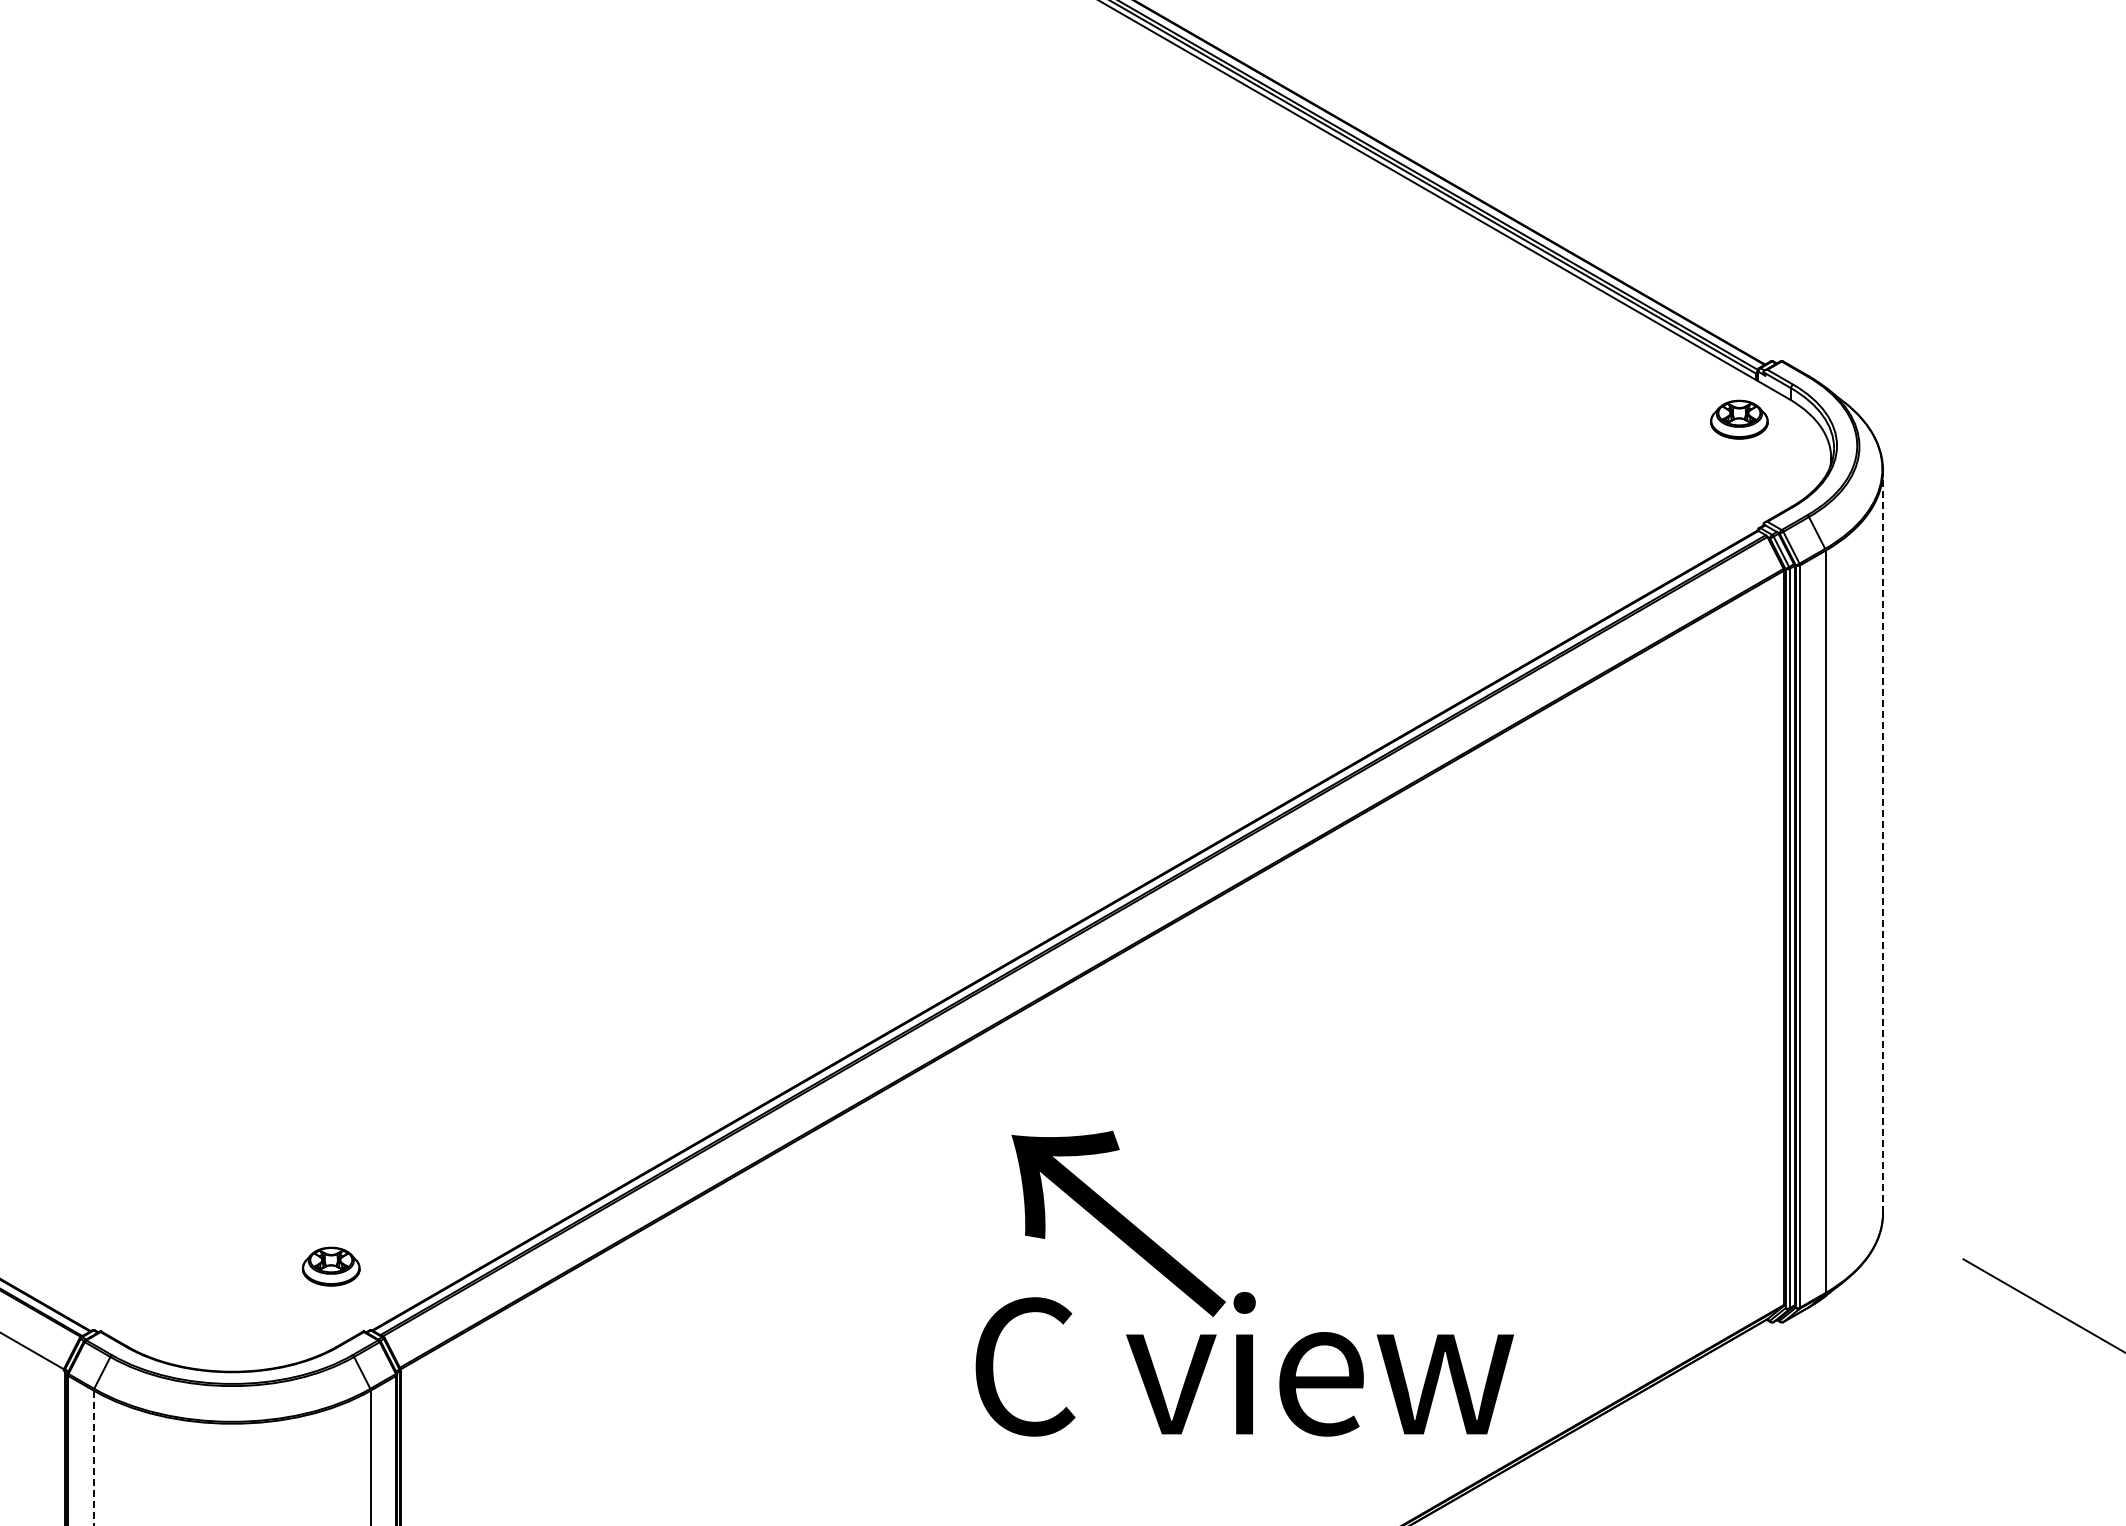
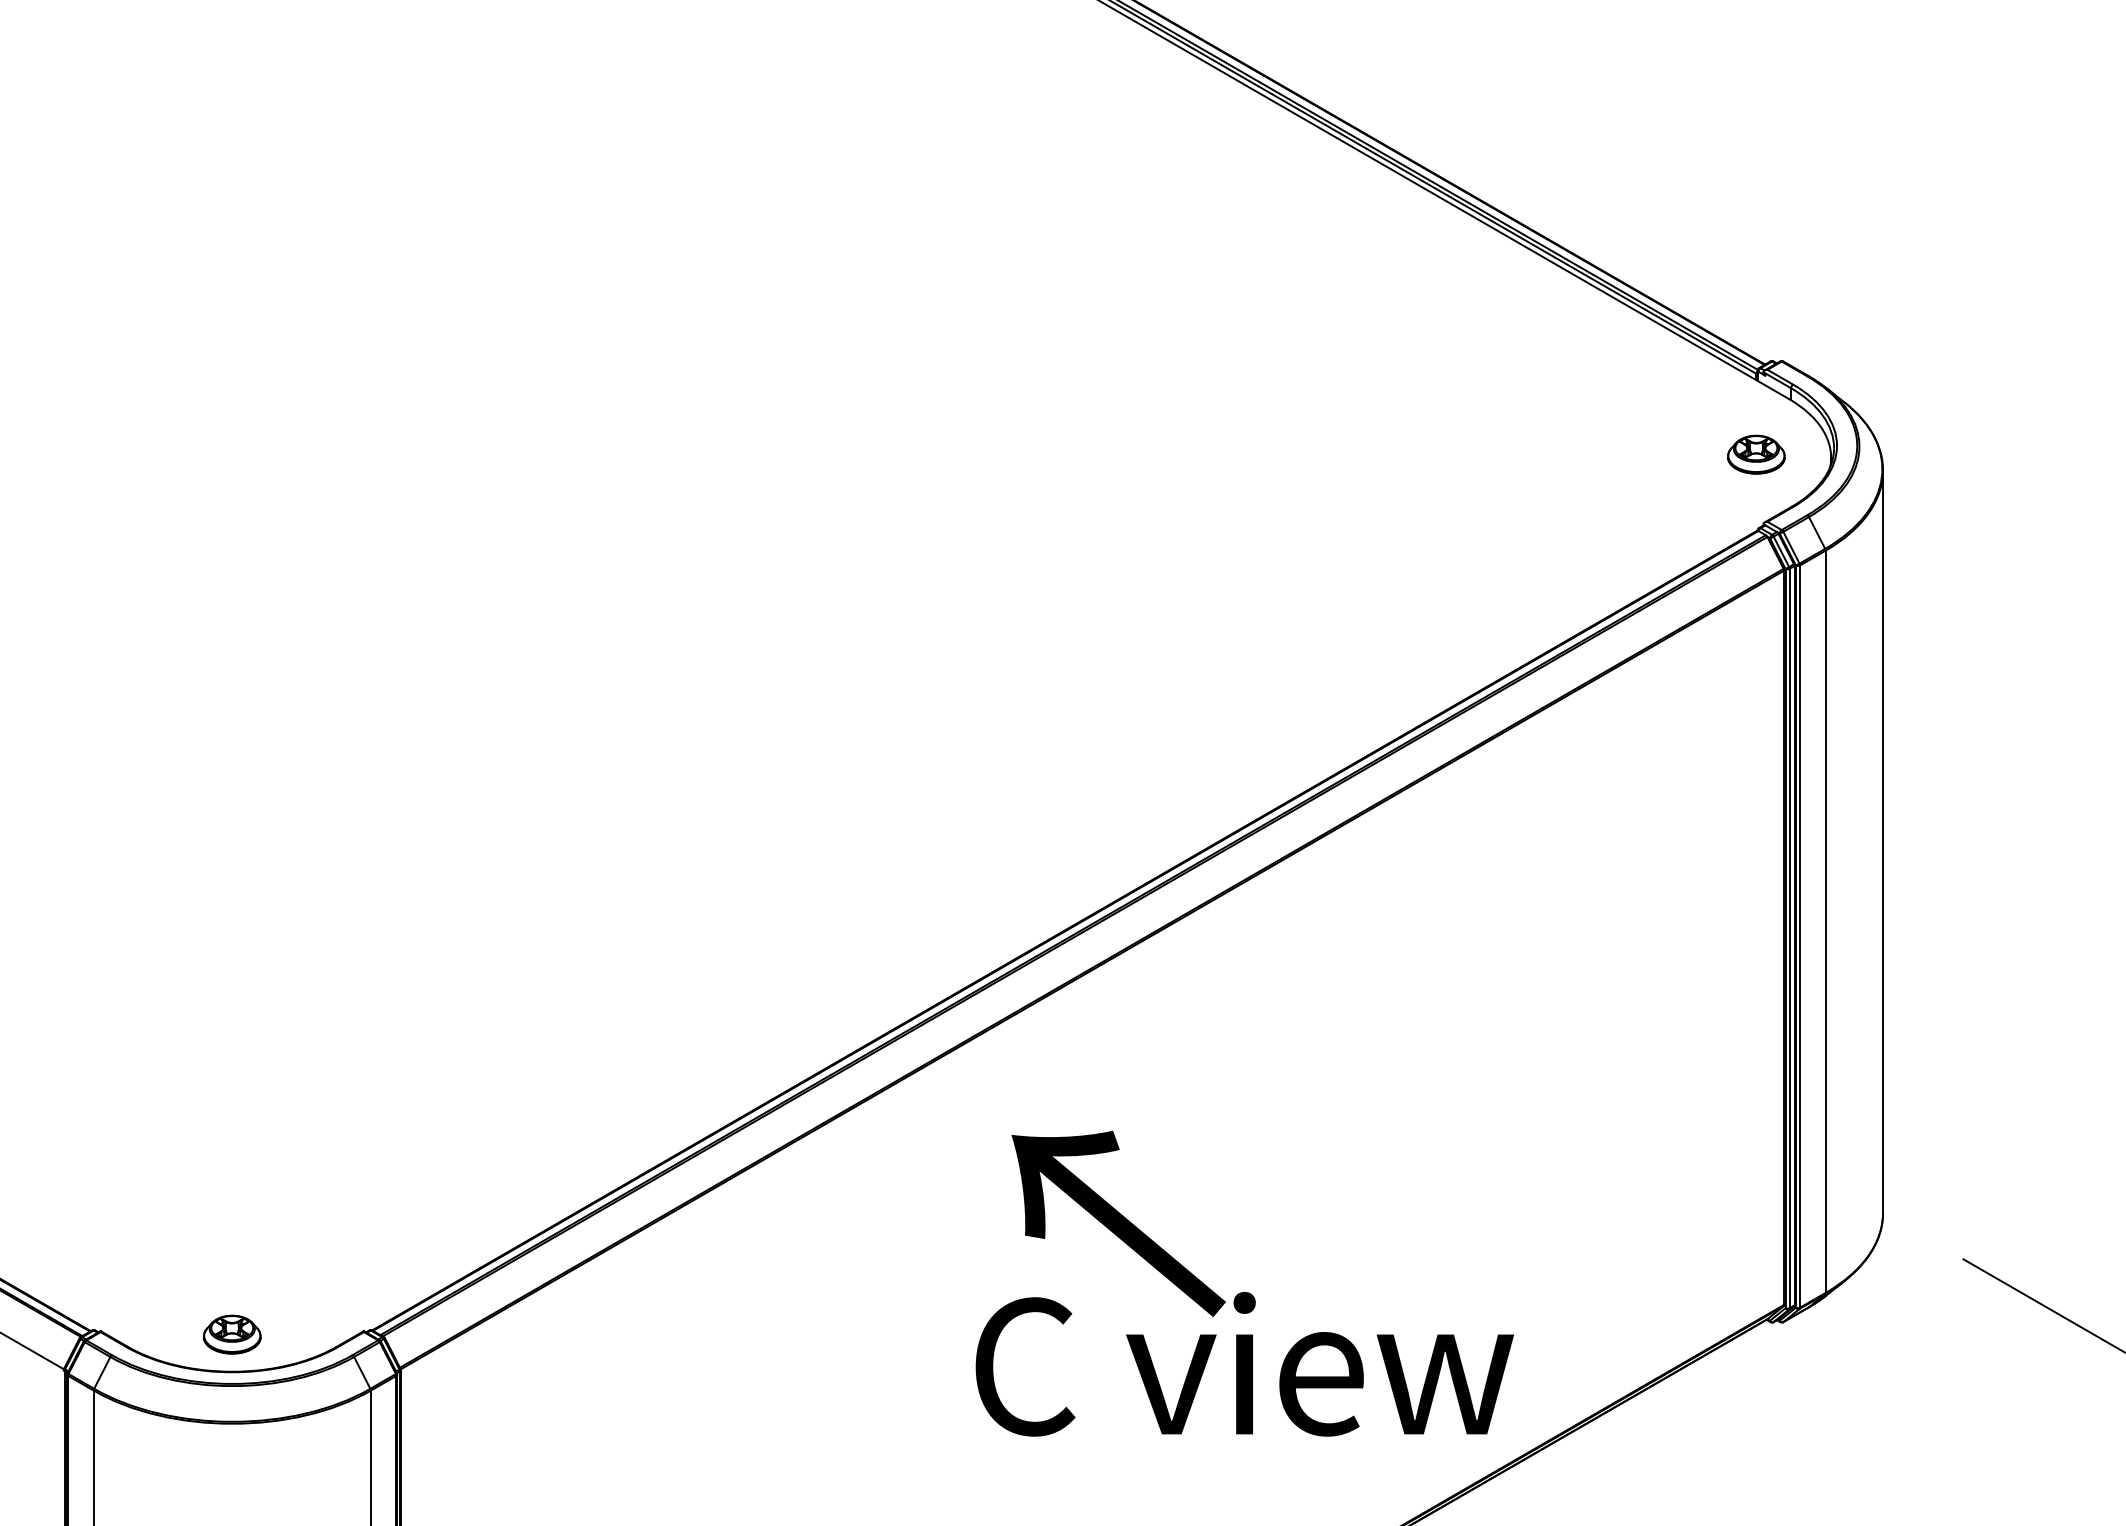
part position: (1739, 419) -> (1756, 454) (1756, 454)
line: dashed -> solid (1883, 841)
part position: (330, 1266) -> (231, 1334) (231, 1334)
line: dashed -> solid (93, 1458)
